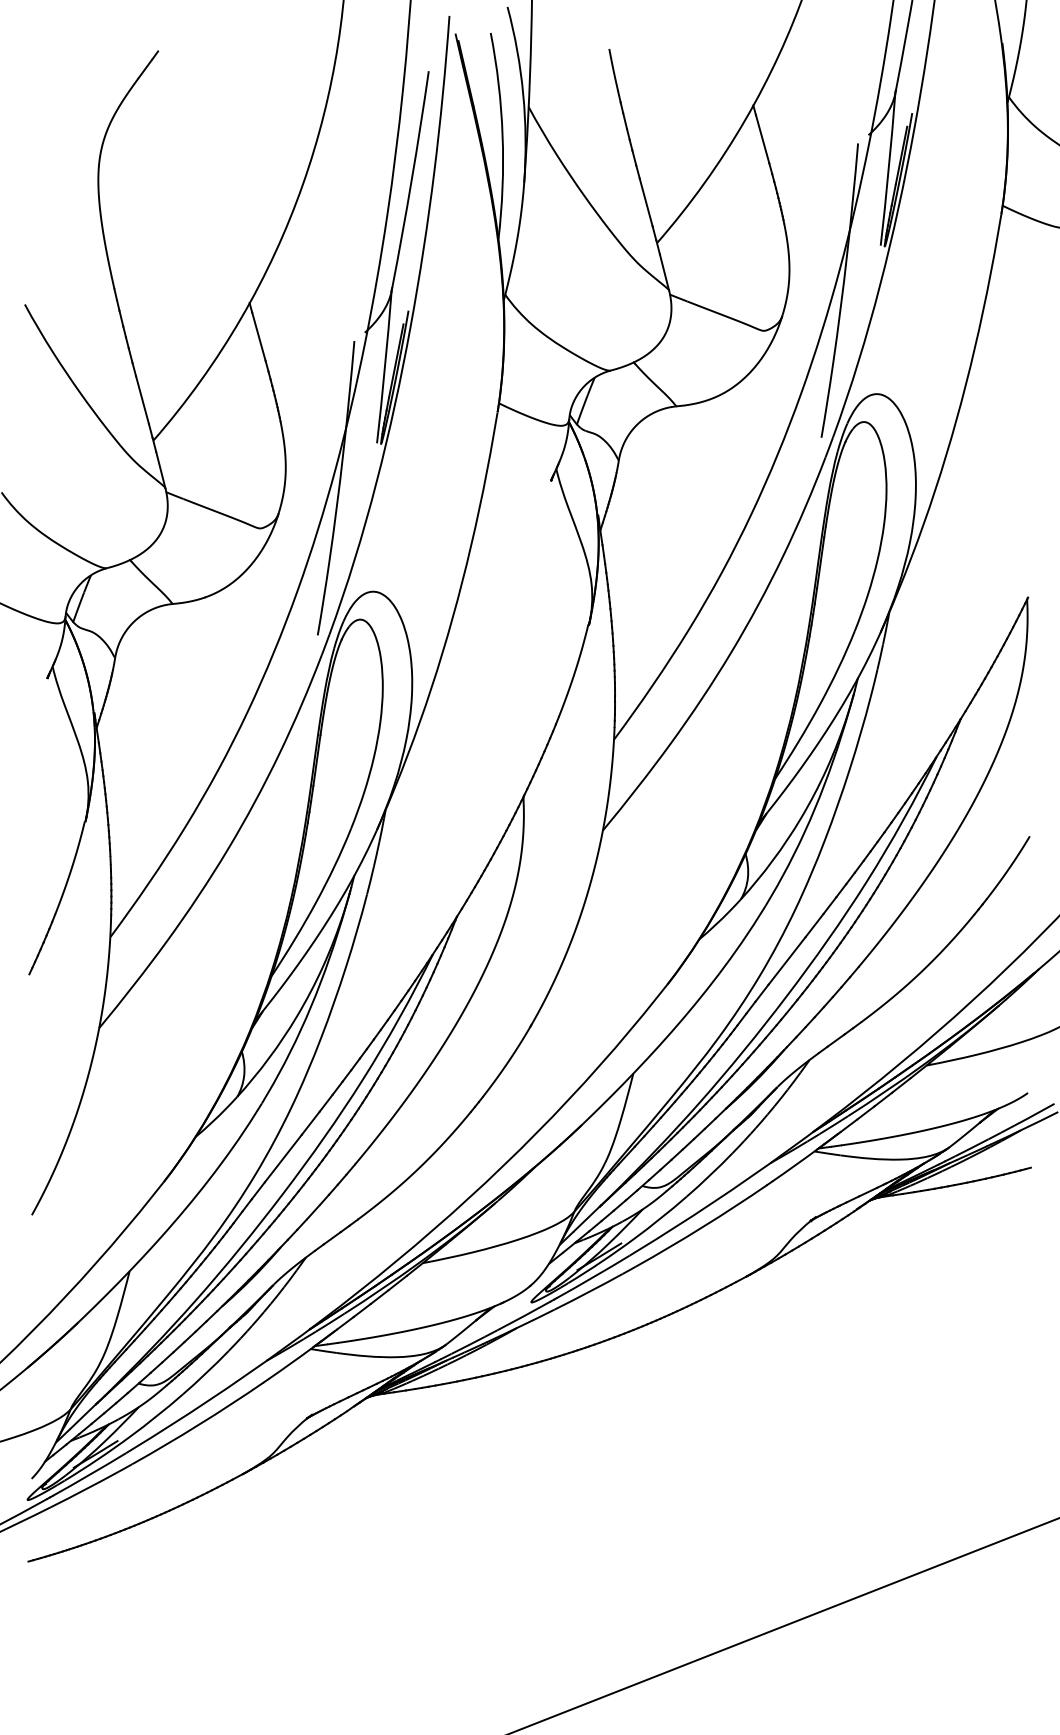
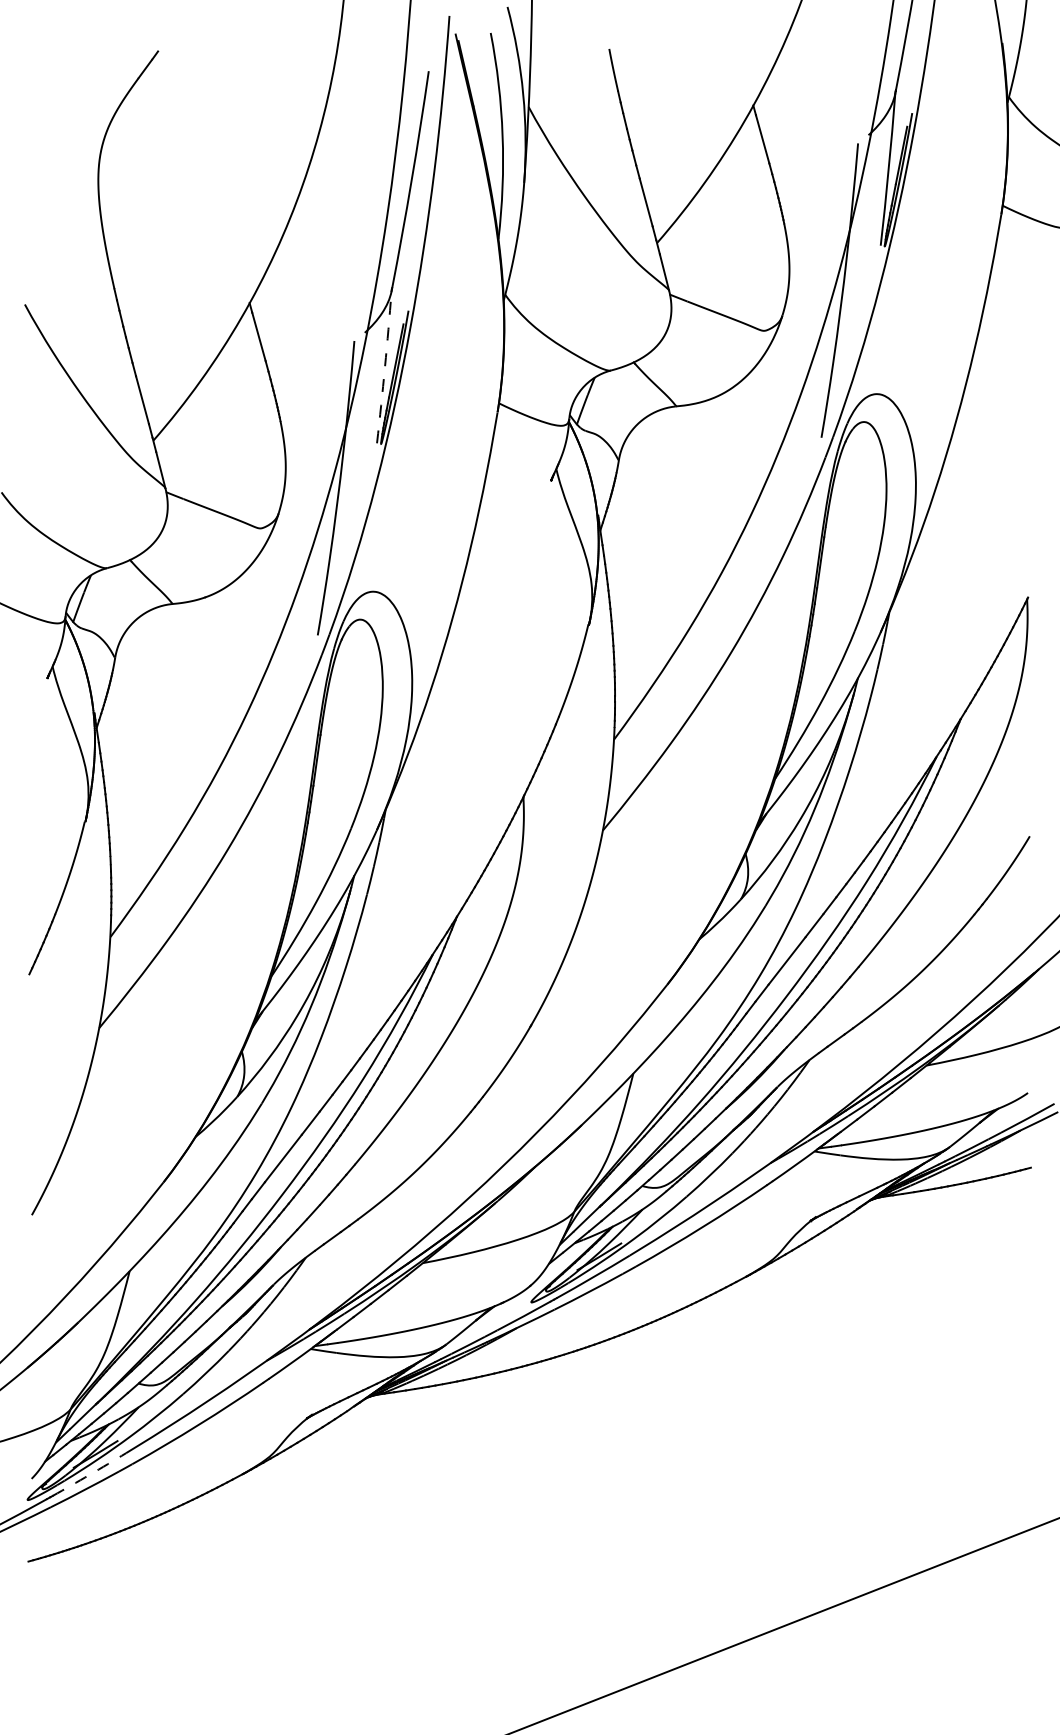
arc: solid -> dashed (384, 367)
arc: solid -> dashed (89, 1474)
